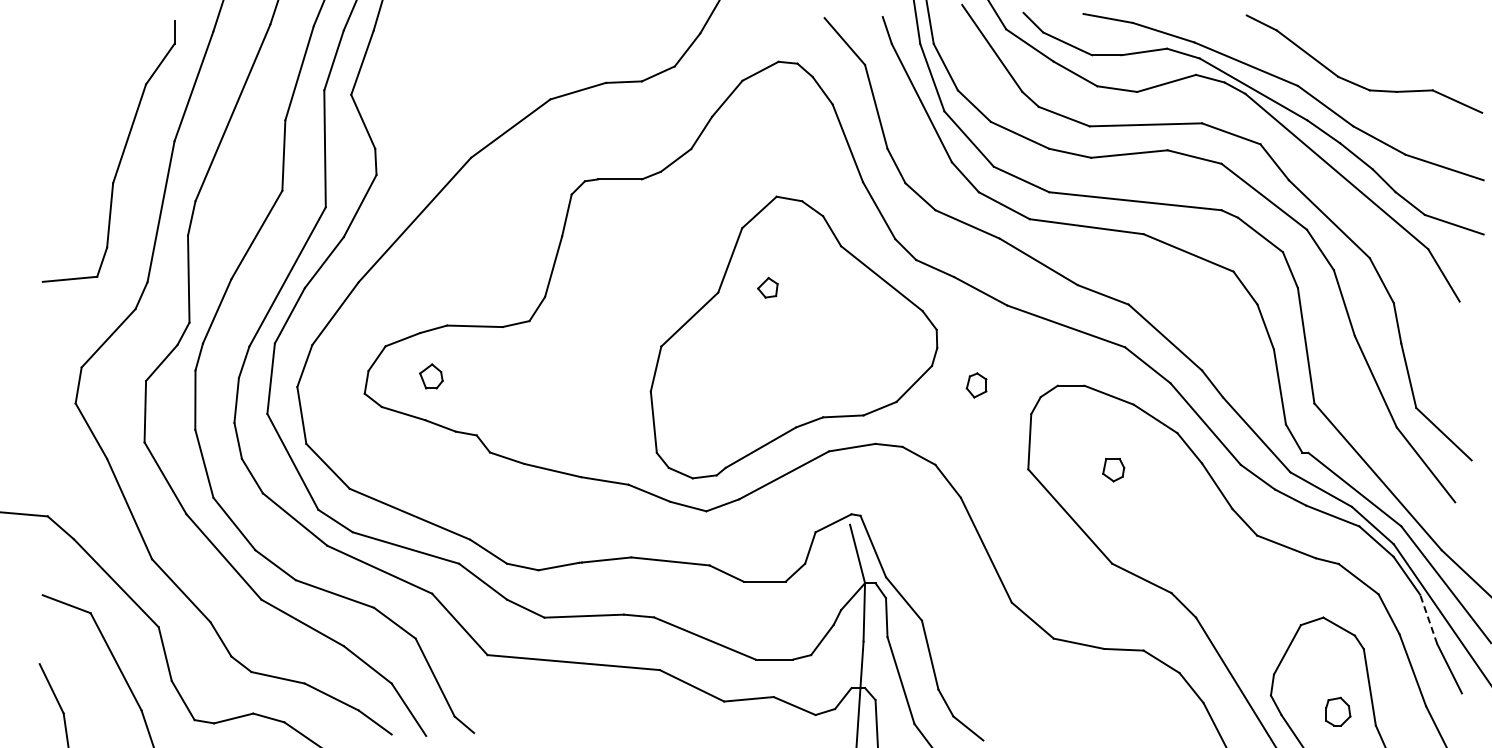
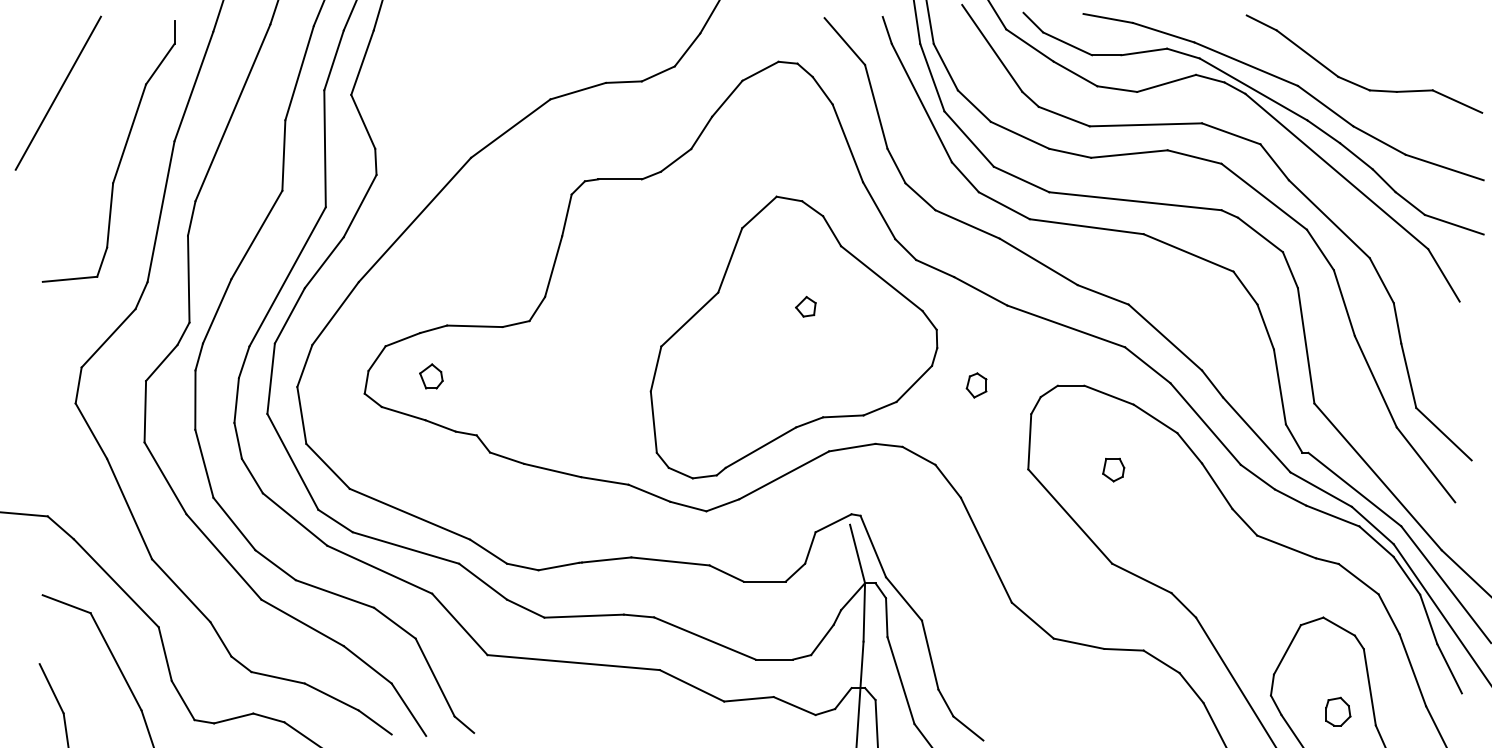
line: none -> present (57, 92)
part position: (767, 287) -> (805, 306) (805, 306)
line: dashed -> solid (1428, 618)
